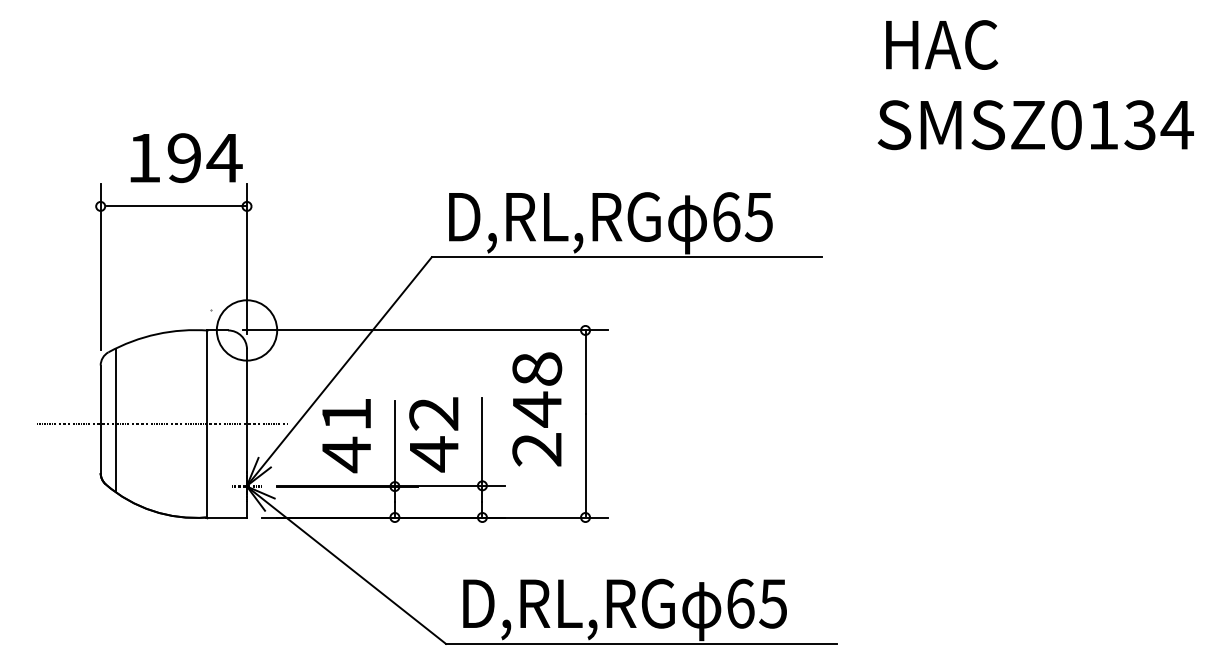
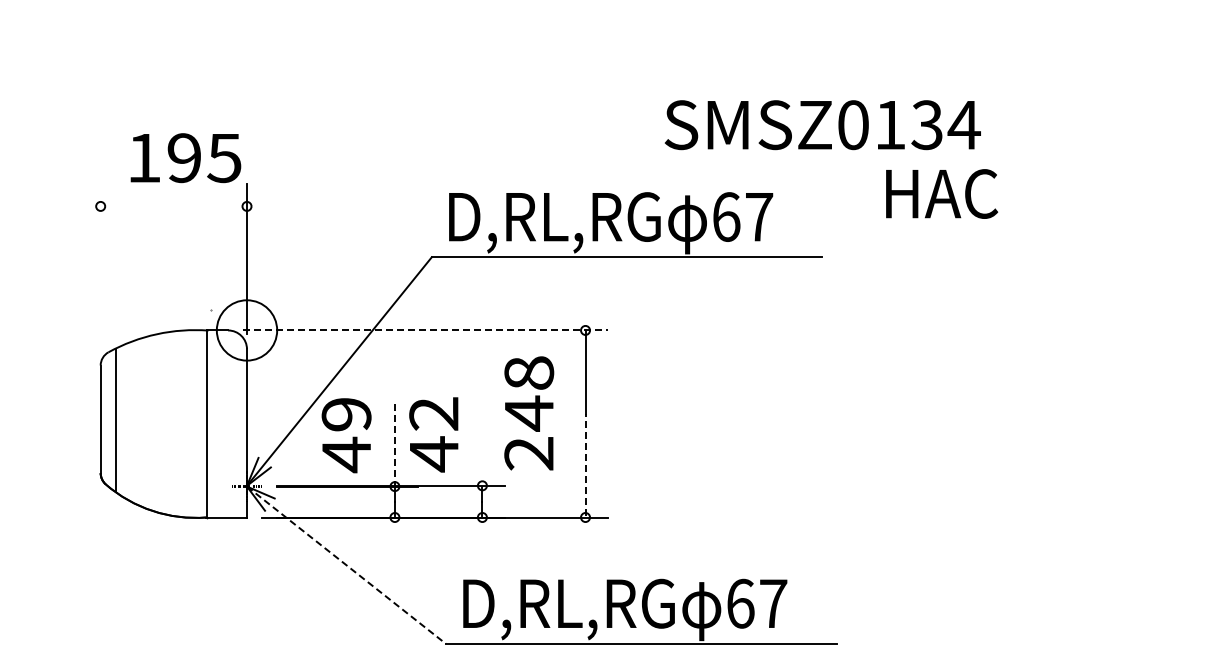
text position: (942, 44) -> (942, 193) (942, 193)
text position: (1035, 125) -> (822, 125) (822, 125)
text: 194 -> 195 (224, 158)
line: present -> none (175, 206)
text: 65 -> 67 (758, 217)
line: present -> none (100, 266)
line: solid -> dashed (426, 330)
text position: (537, 409) -> (529, 413) (529, 413)
text: 41 -> 49 (346, 414)
line: present -> none (161, 423)
line: present -> none (482, 441)
line: solid -> dashed (394, 444)
line: solid -> dashed (585, 464)
line: solid -> dashed (346, 565)
text: 65 -> 67 (773, 603)
